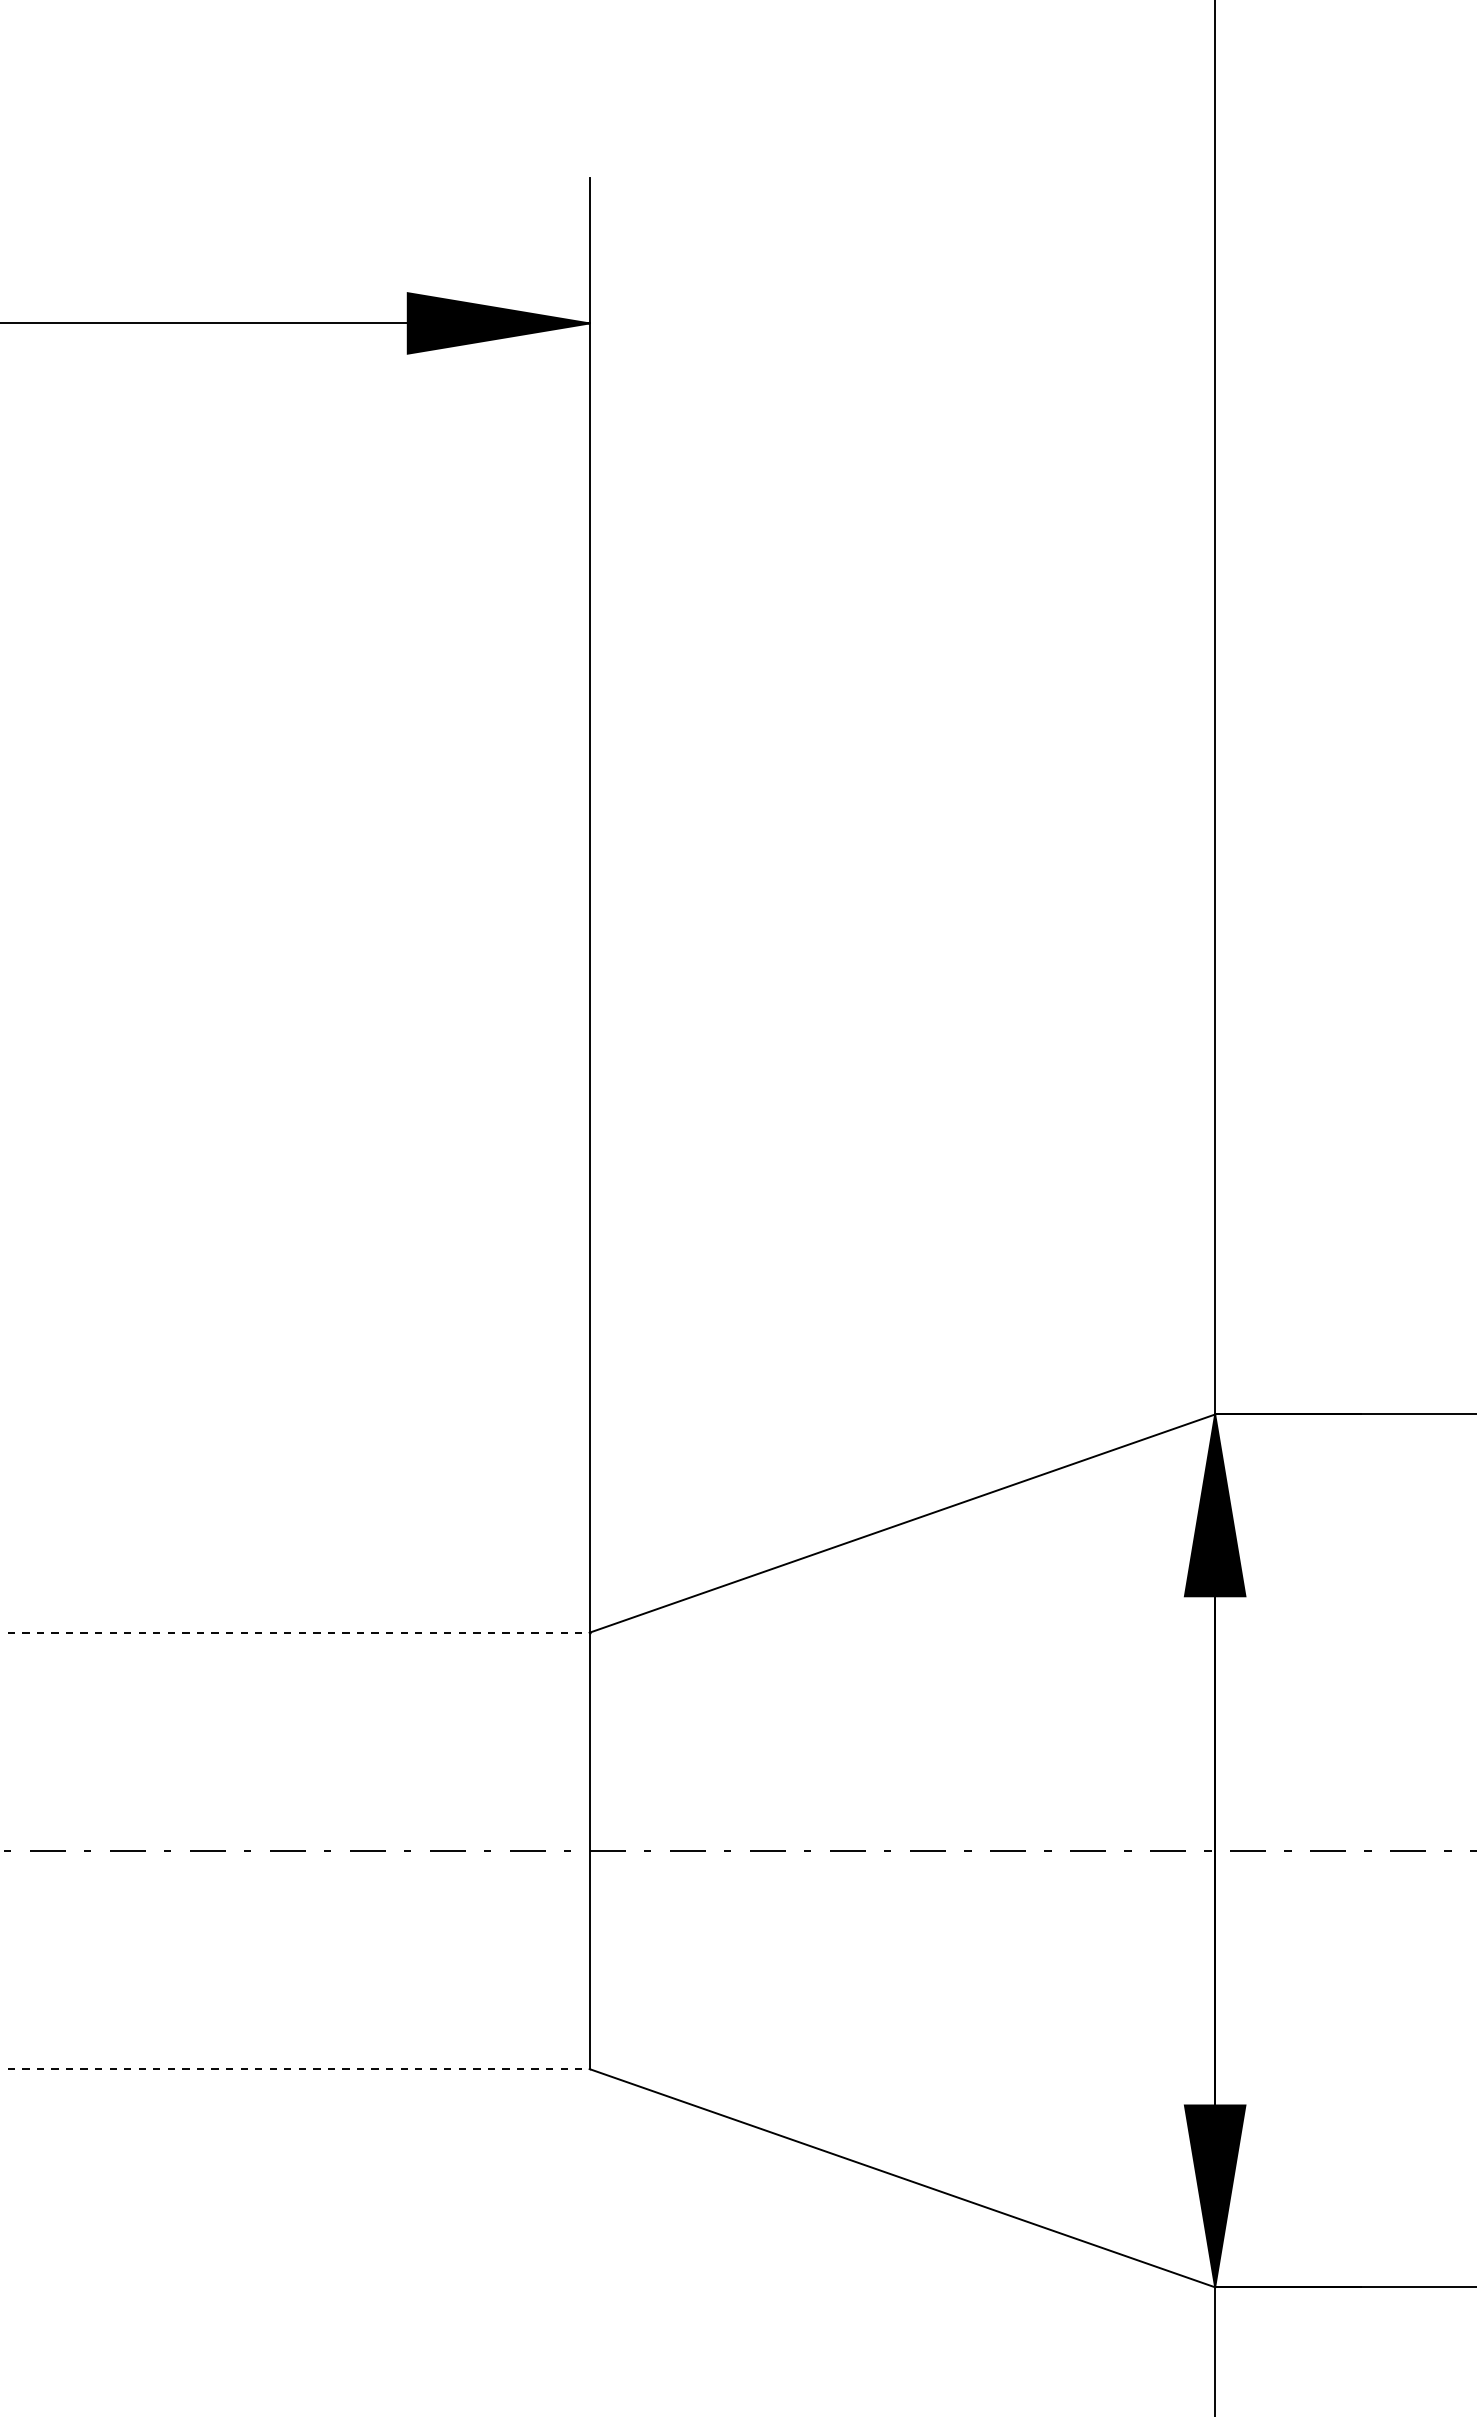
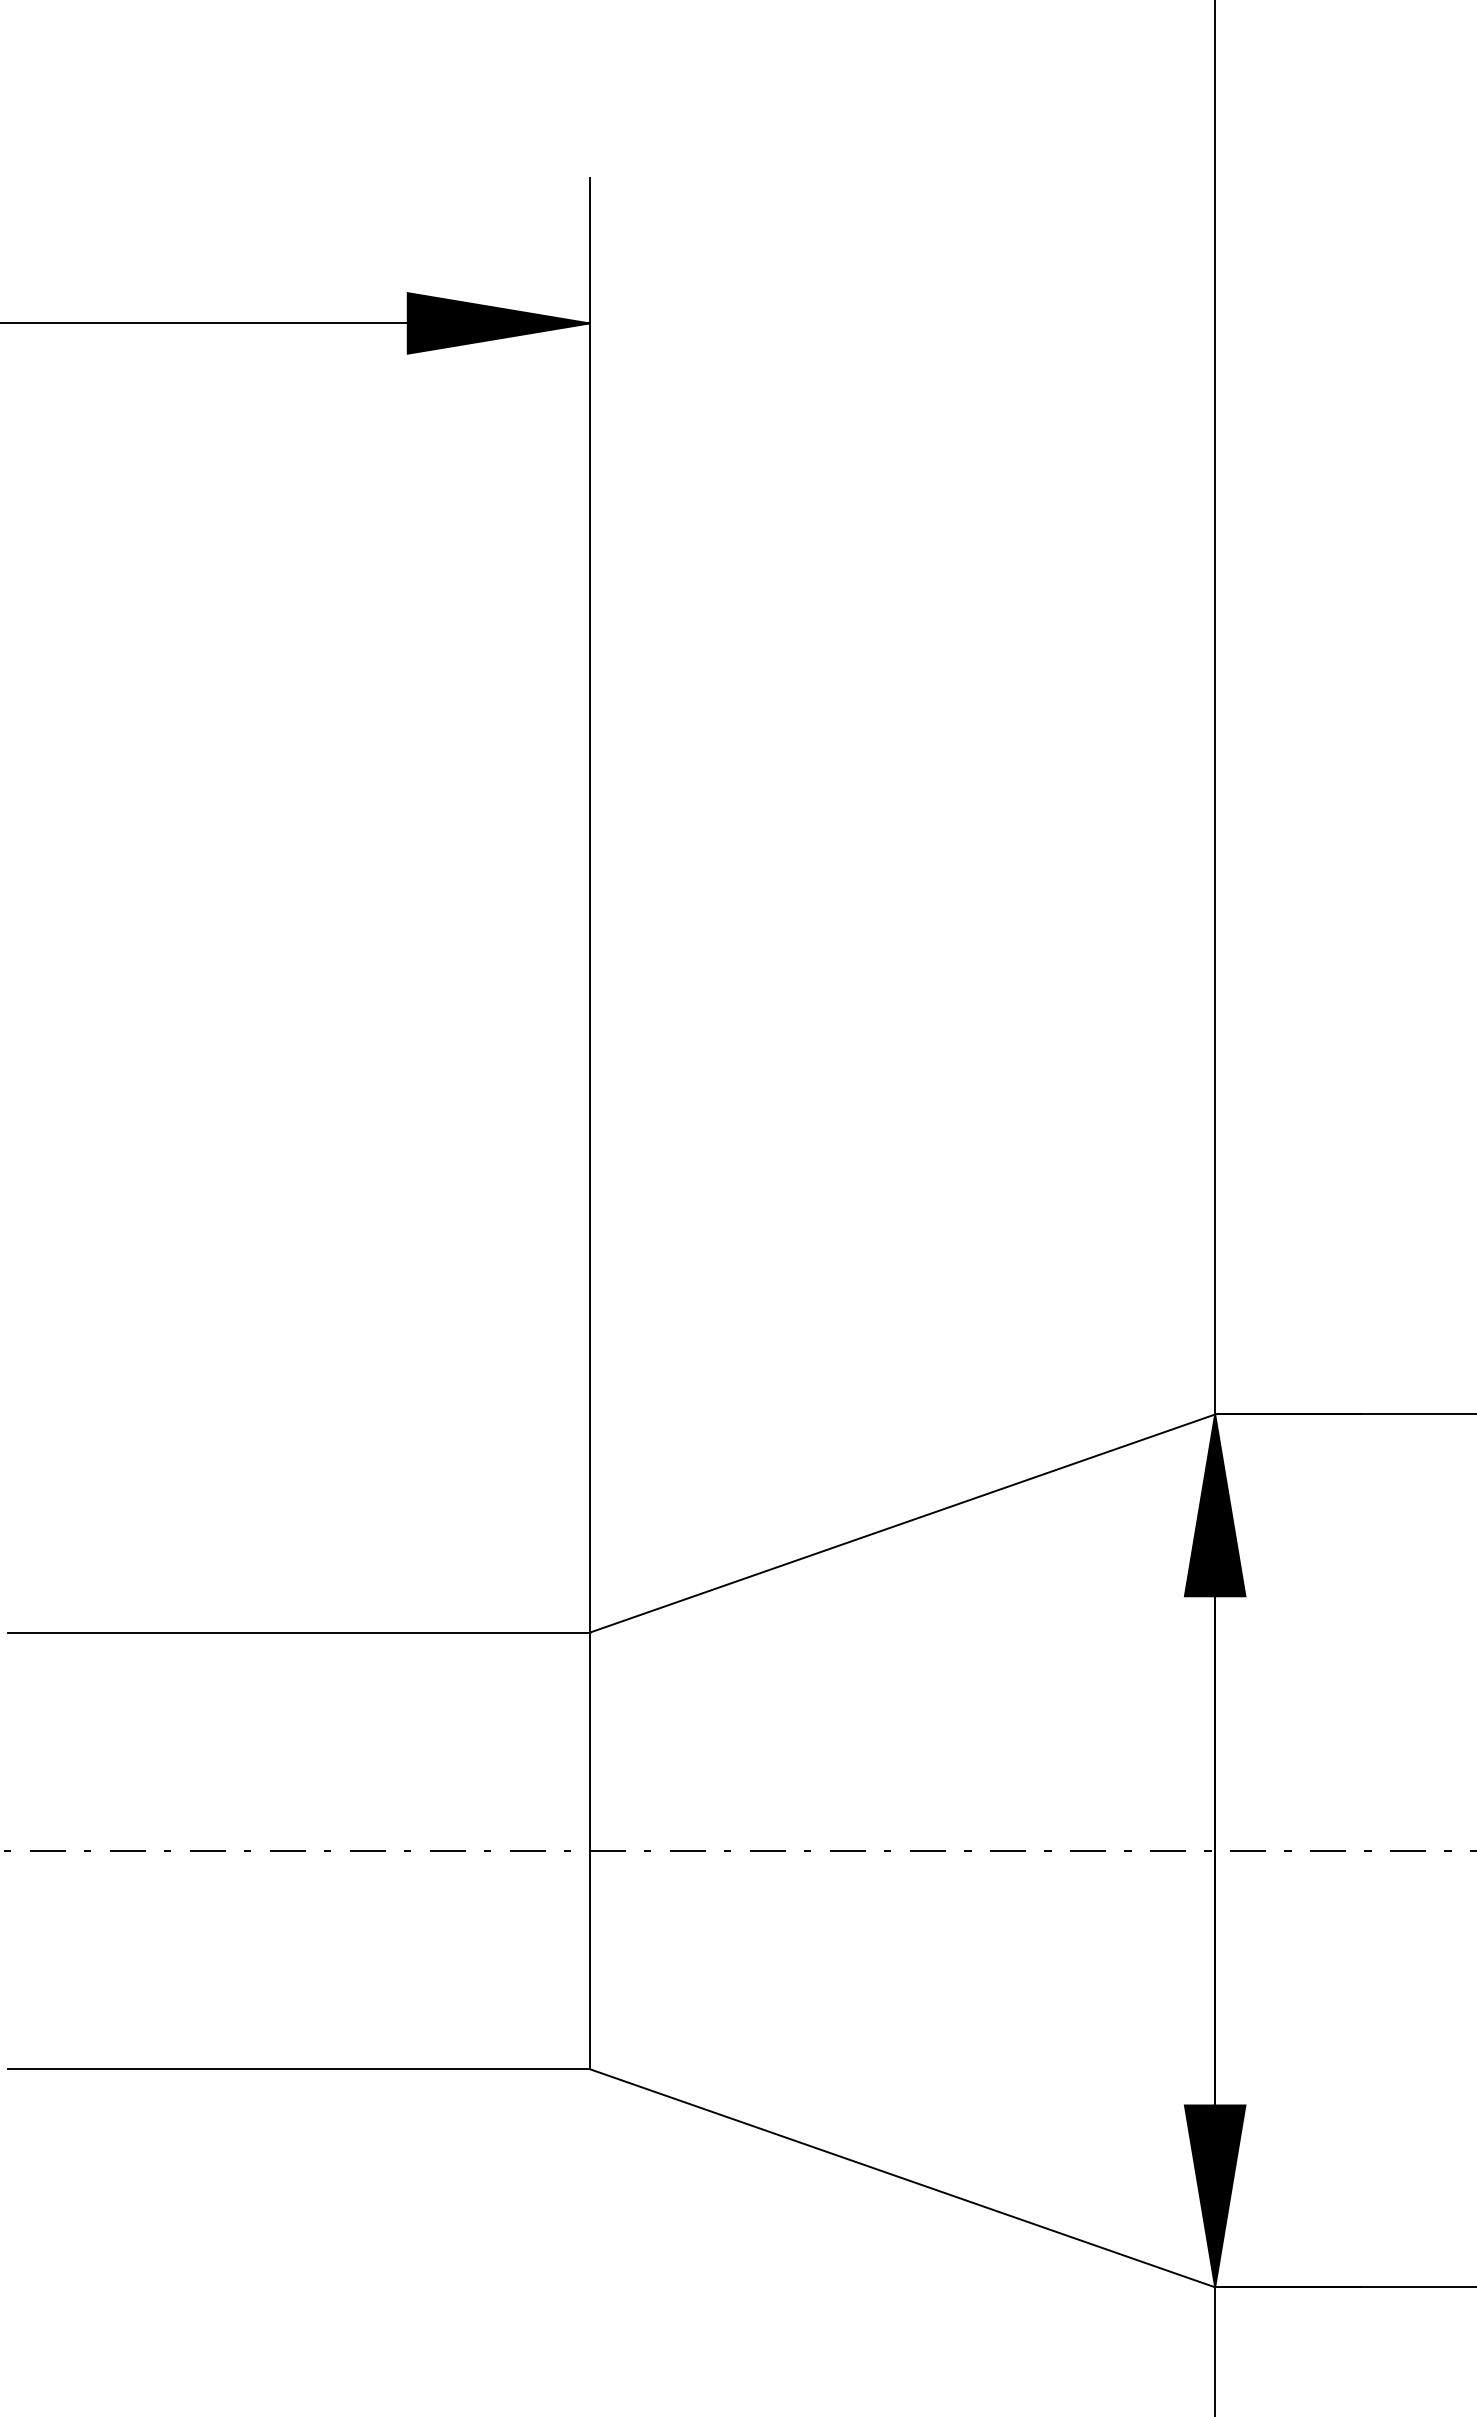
line: dashed -> solid (298, 1632)
line: dashed -> solid (298, 2069)
